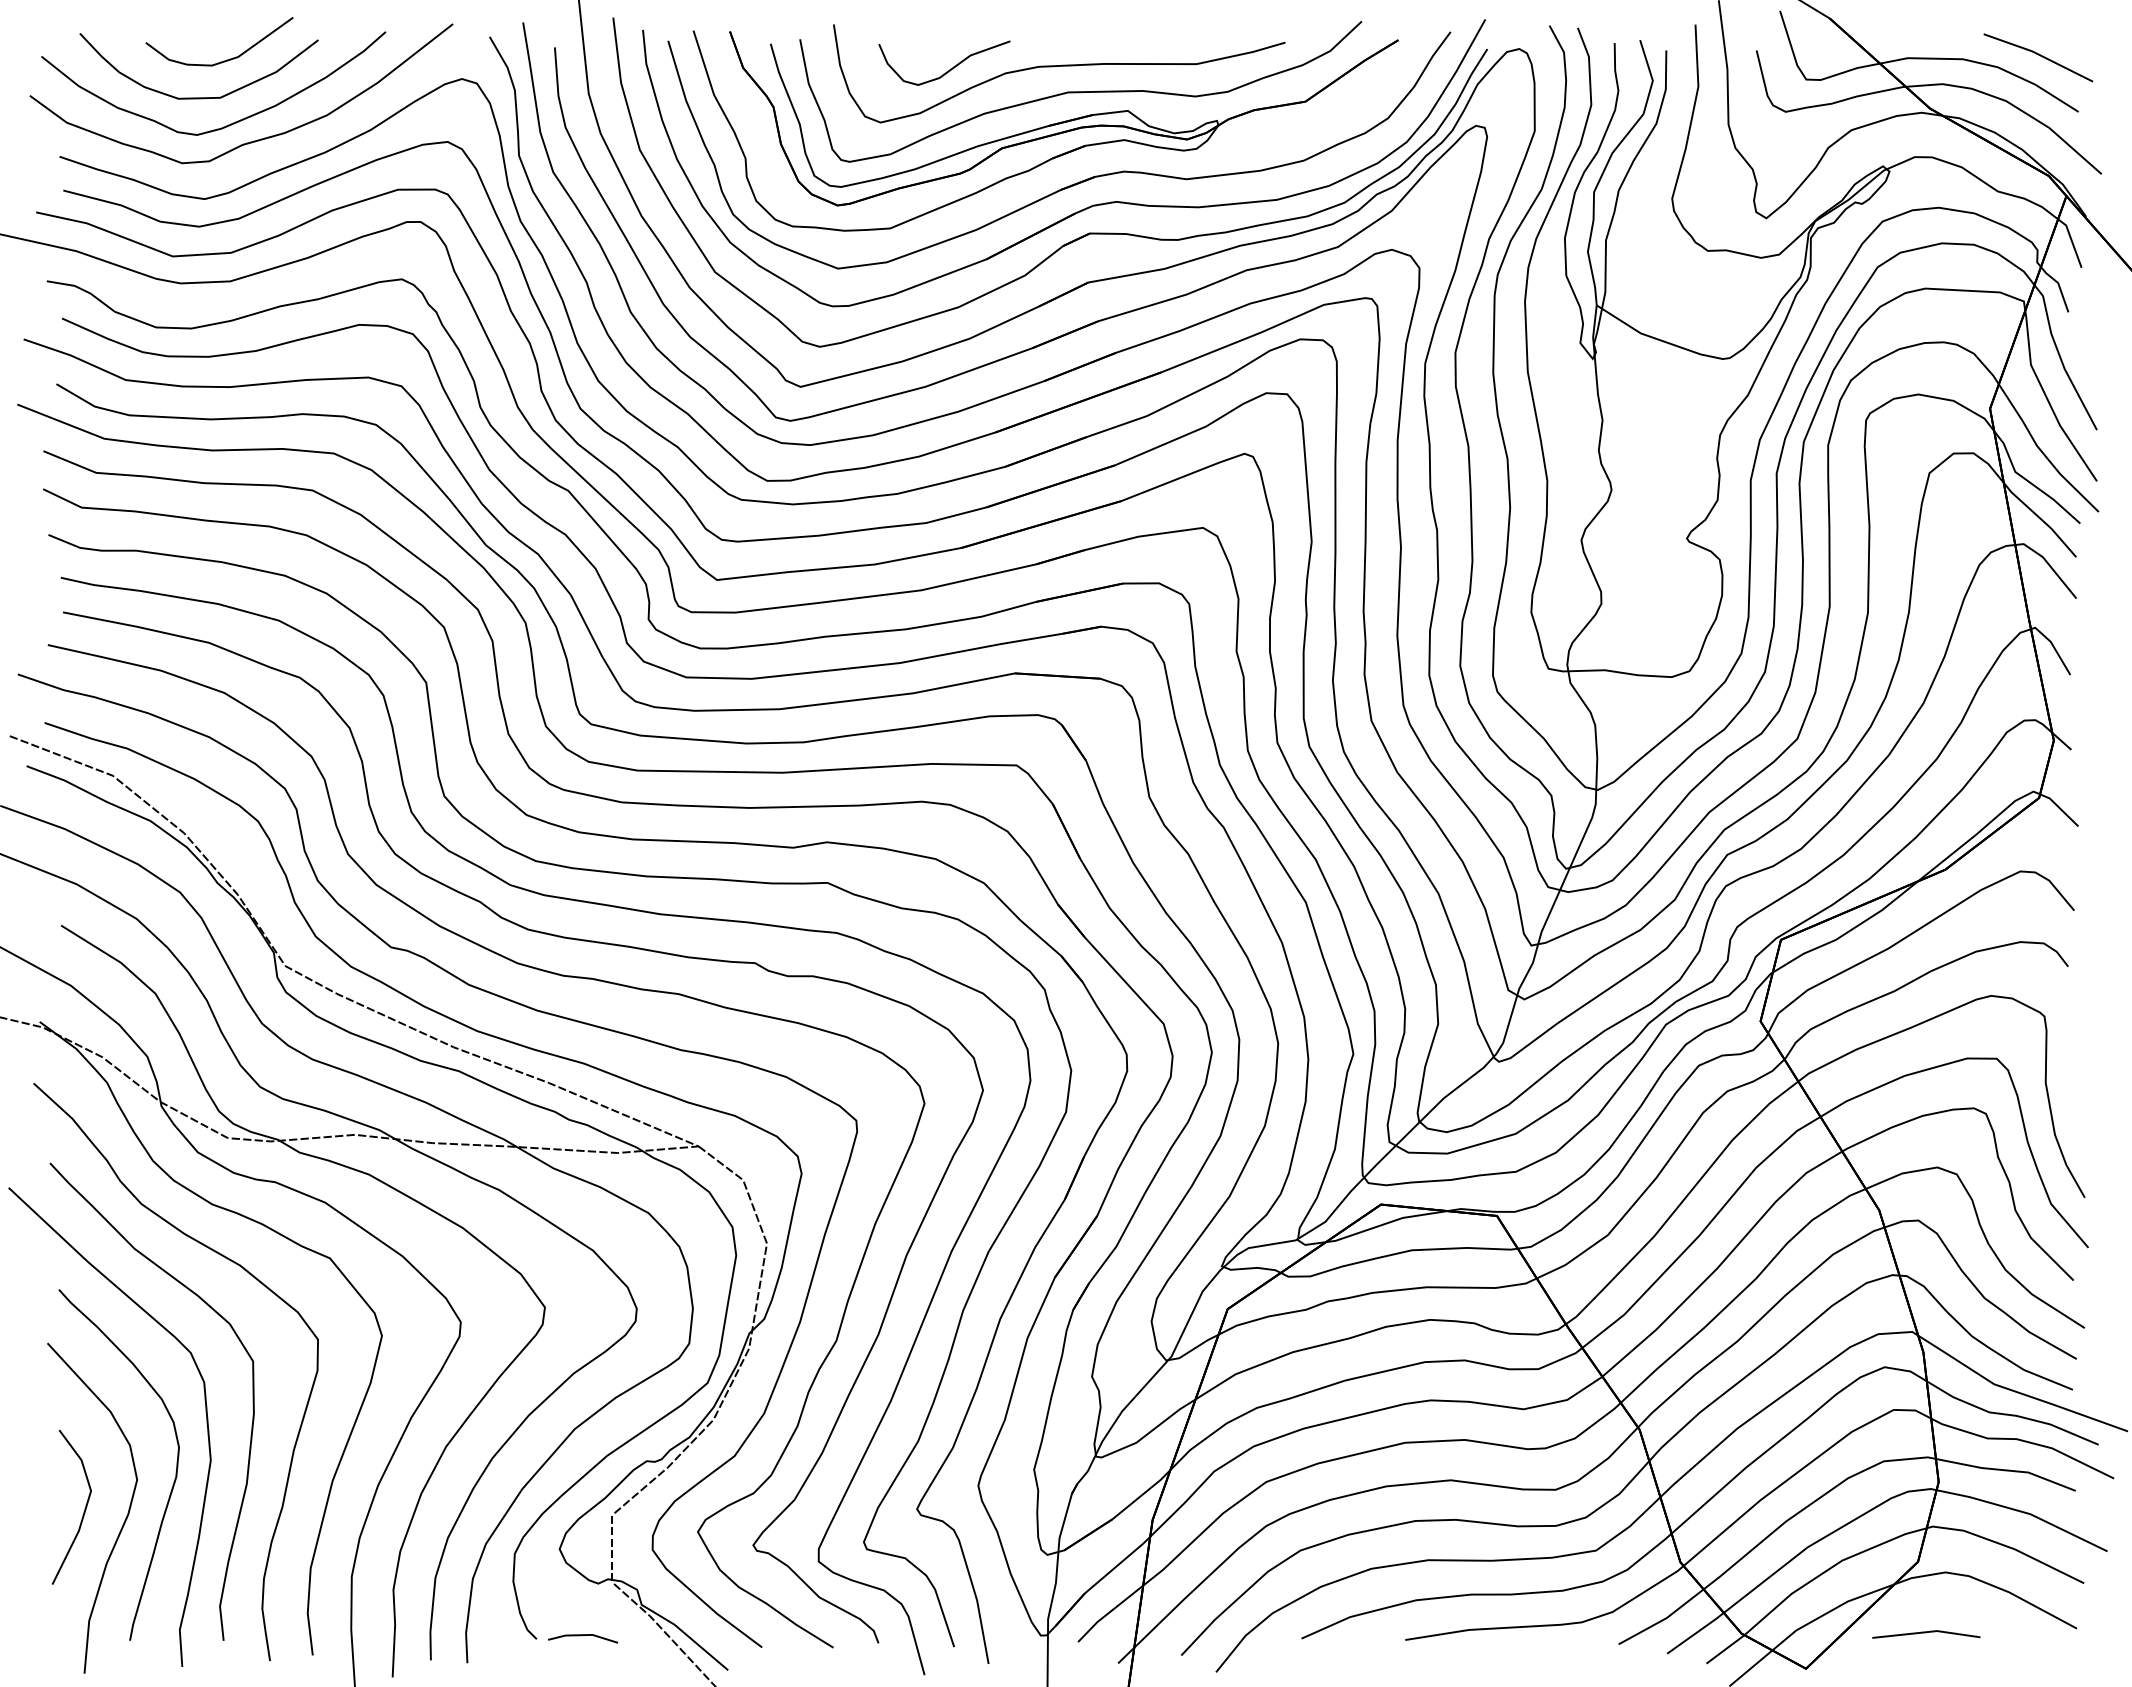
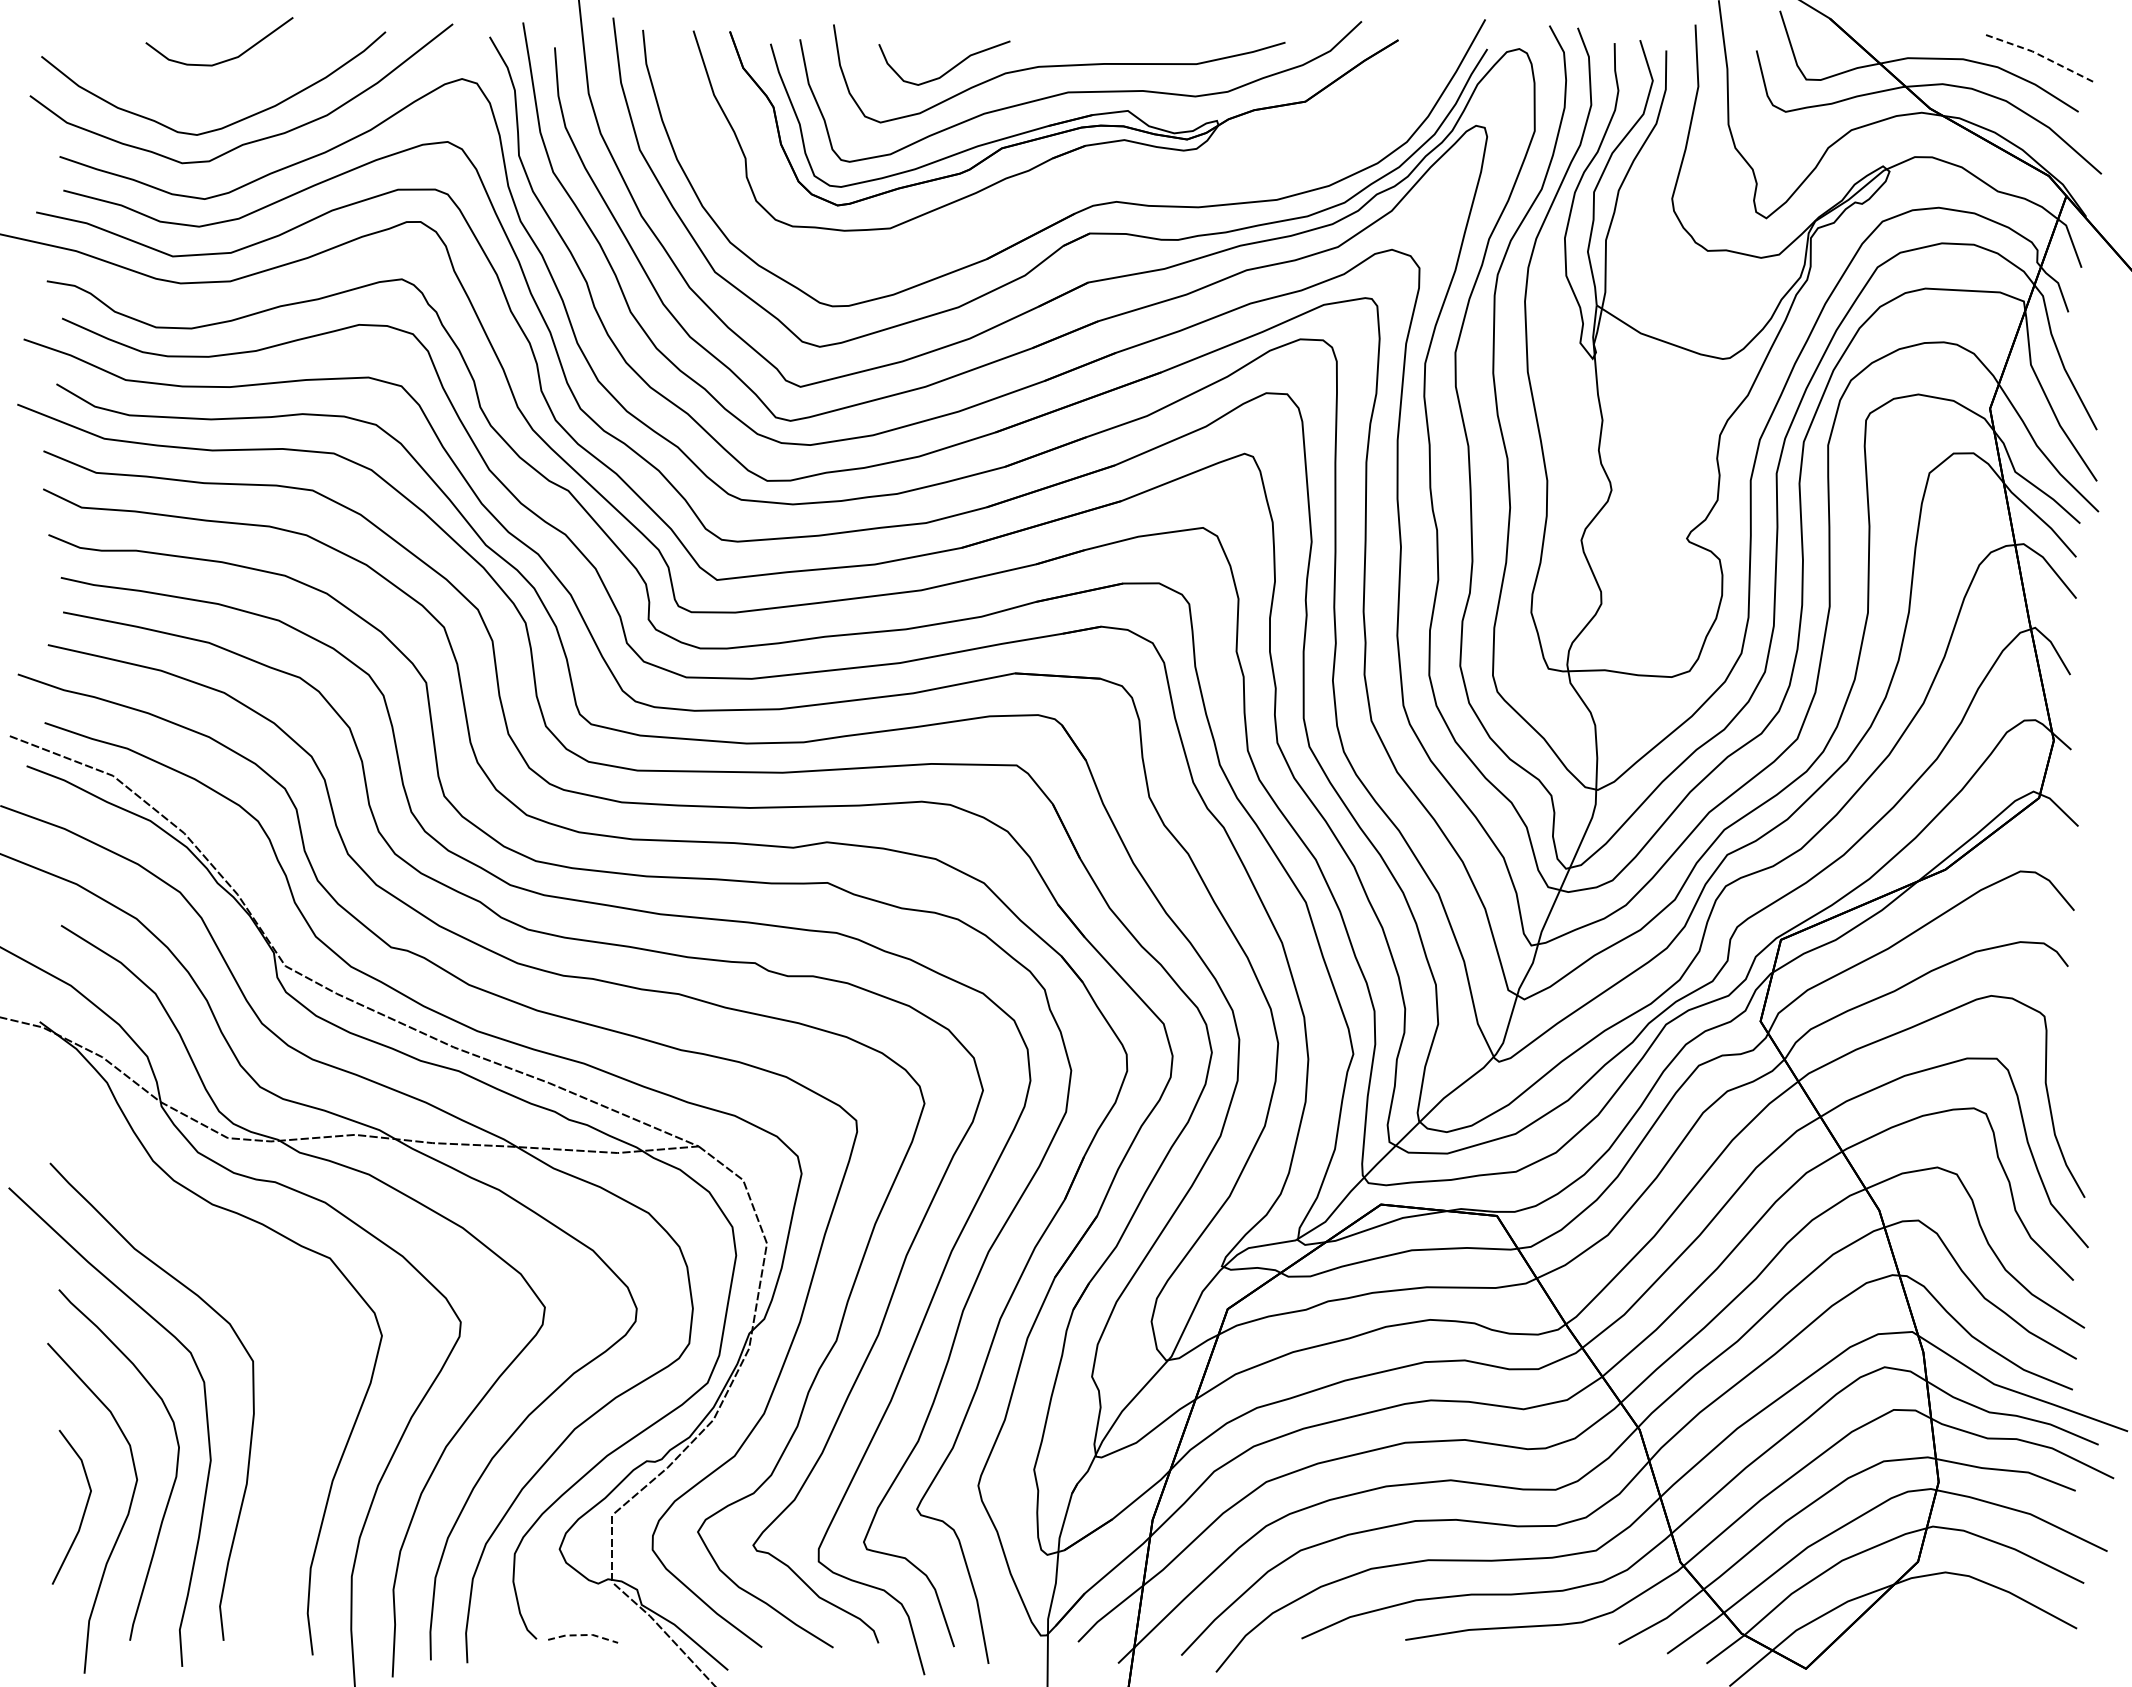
line: solid -> dashed (2038, 54)
curve: present -> none (198, 97)
part: present -> none (1071, 184)
curve: present -> none (250, 1275)
line: present -> none (1926, 1633)
line: solid -> dashed (583, 1635)
